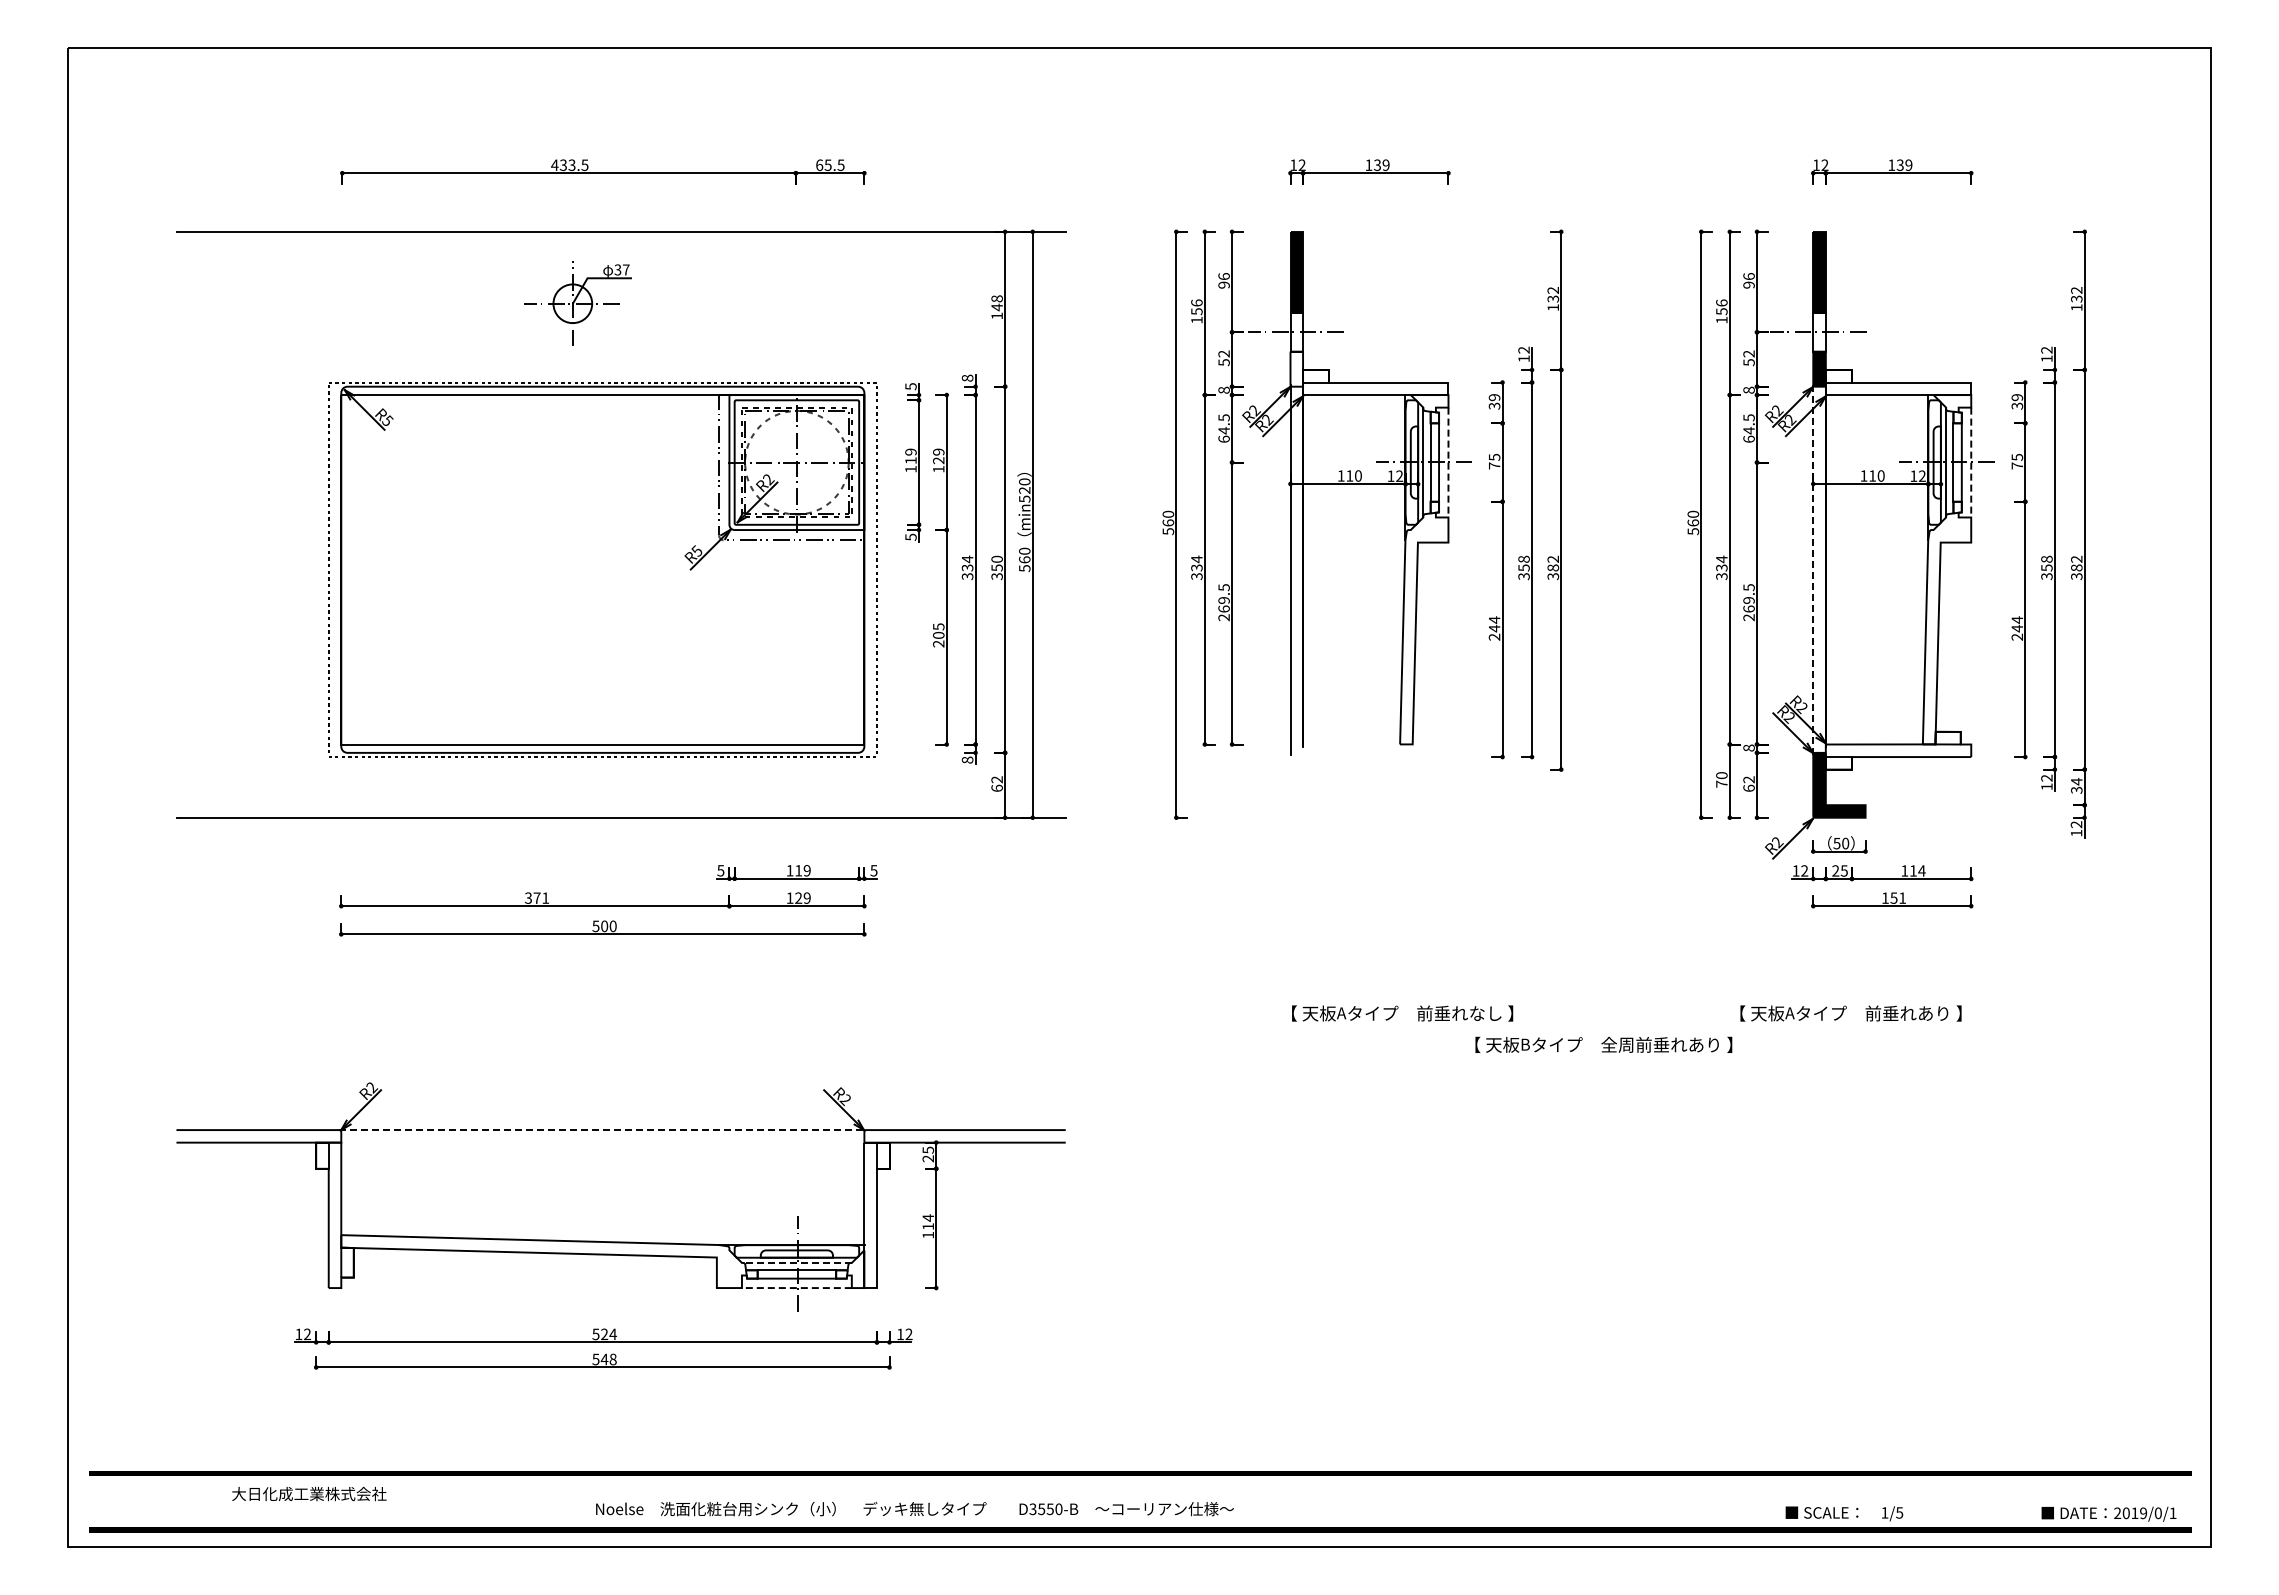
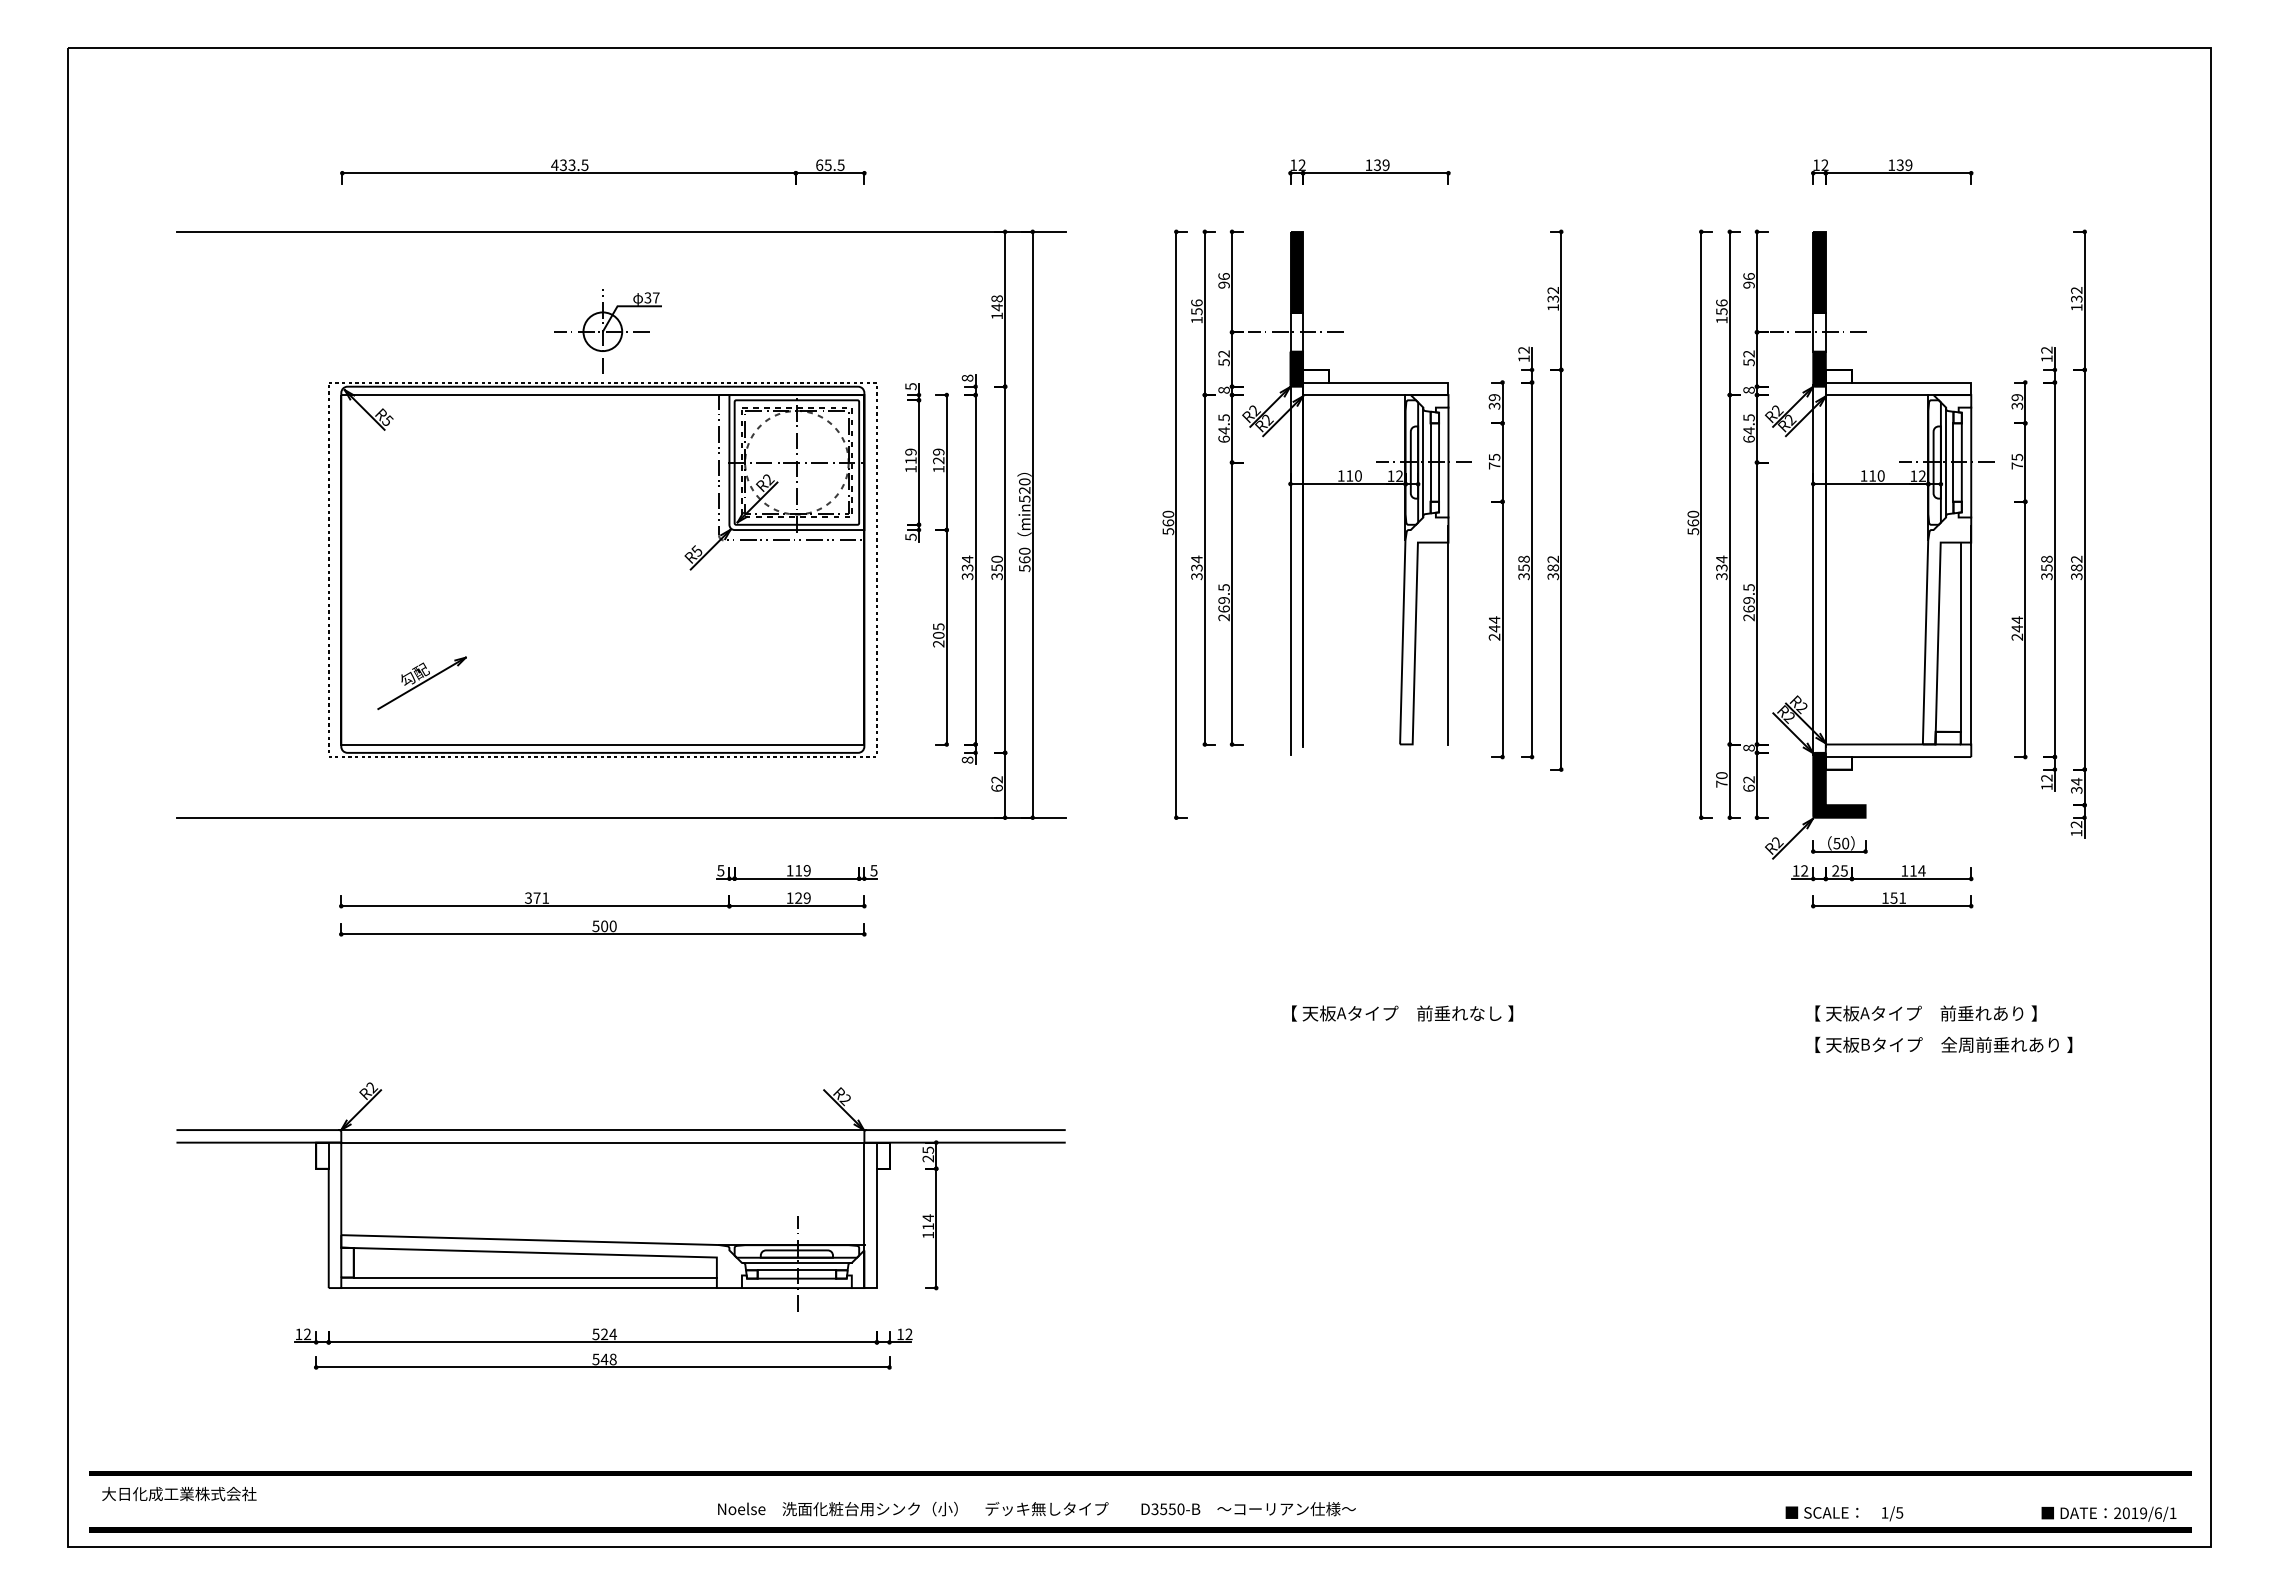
part position: (577, 303) -> (607, 331) (607, 331)
fill: none -> present (1296, 368)
line: dashed -> solid (1448, 462)
line: dashed -> solid (1971, 462)
line: dashed -> solid (1813, 569)
line: none -> present (1448, 634)
line: none -> present (1971, 634)
line: none -> present (1960, 637)
part: none -> present (421, 683)
text position: (1850, 1013) -> (1925, 1013) (1925, 1013)
text position: (1603, 1044) -> (1943, 1044) (1943, 1044)
line: dashed -> solid (602, 1130)
line: none -> present (602, 1142)
line: dashed -> solid (796, 1262)
line: none -> present (534, 1277)
line: none -> present (528, 1288)
line: dashed -> solid (796, 1288)
text position: (309, 1493) -> (179, 1493) (179, 1493)
text position: (914, 1508) -> (1036, 1508) (1036, 1508)
text: 2019/0/1 -> 2019/6/1 (2157, 1512)
